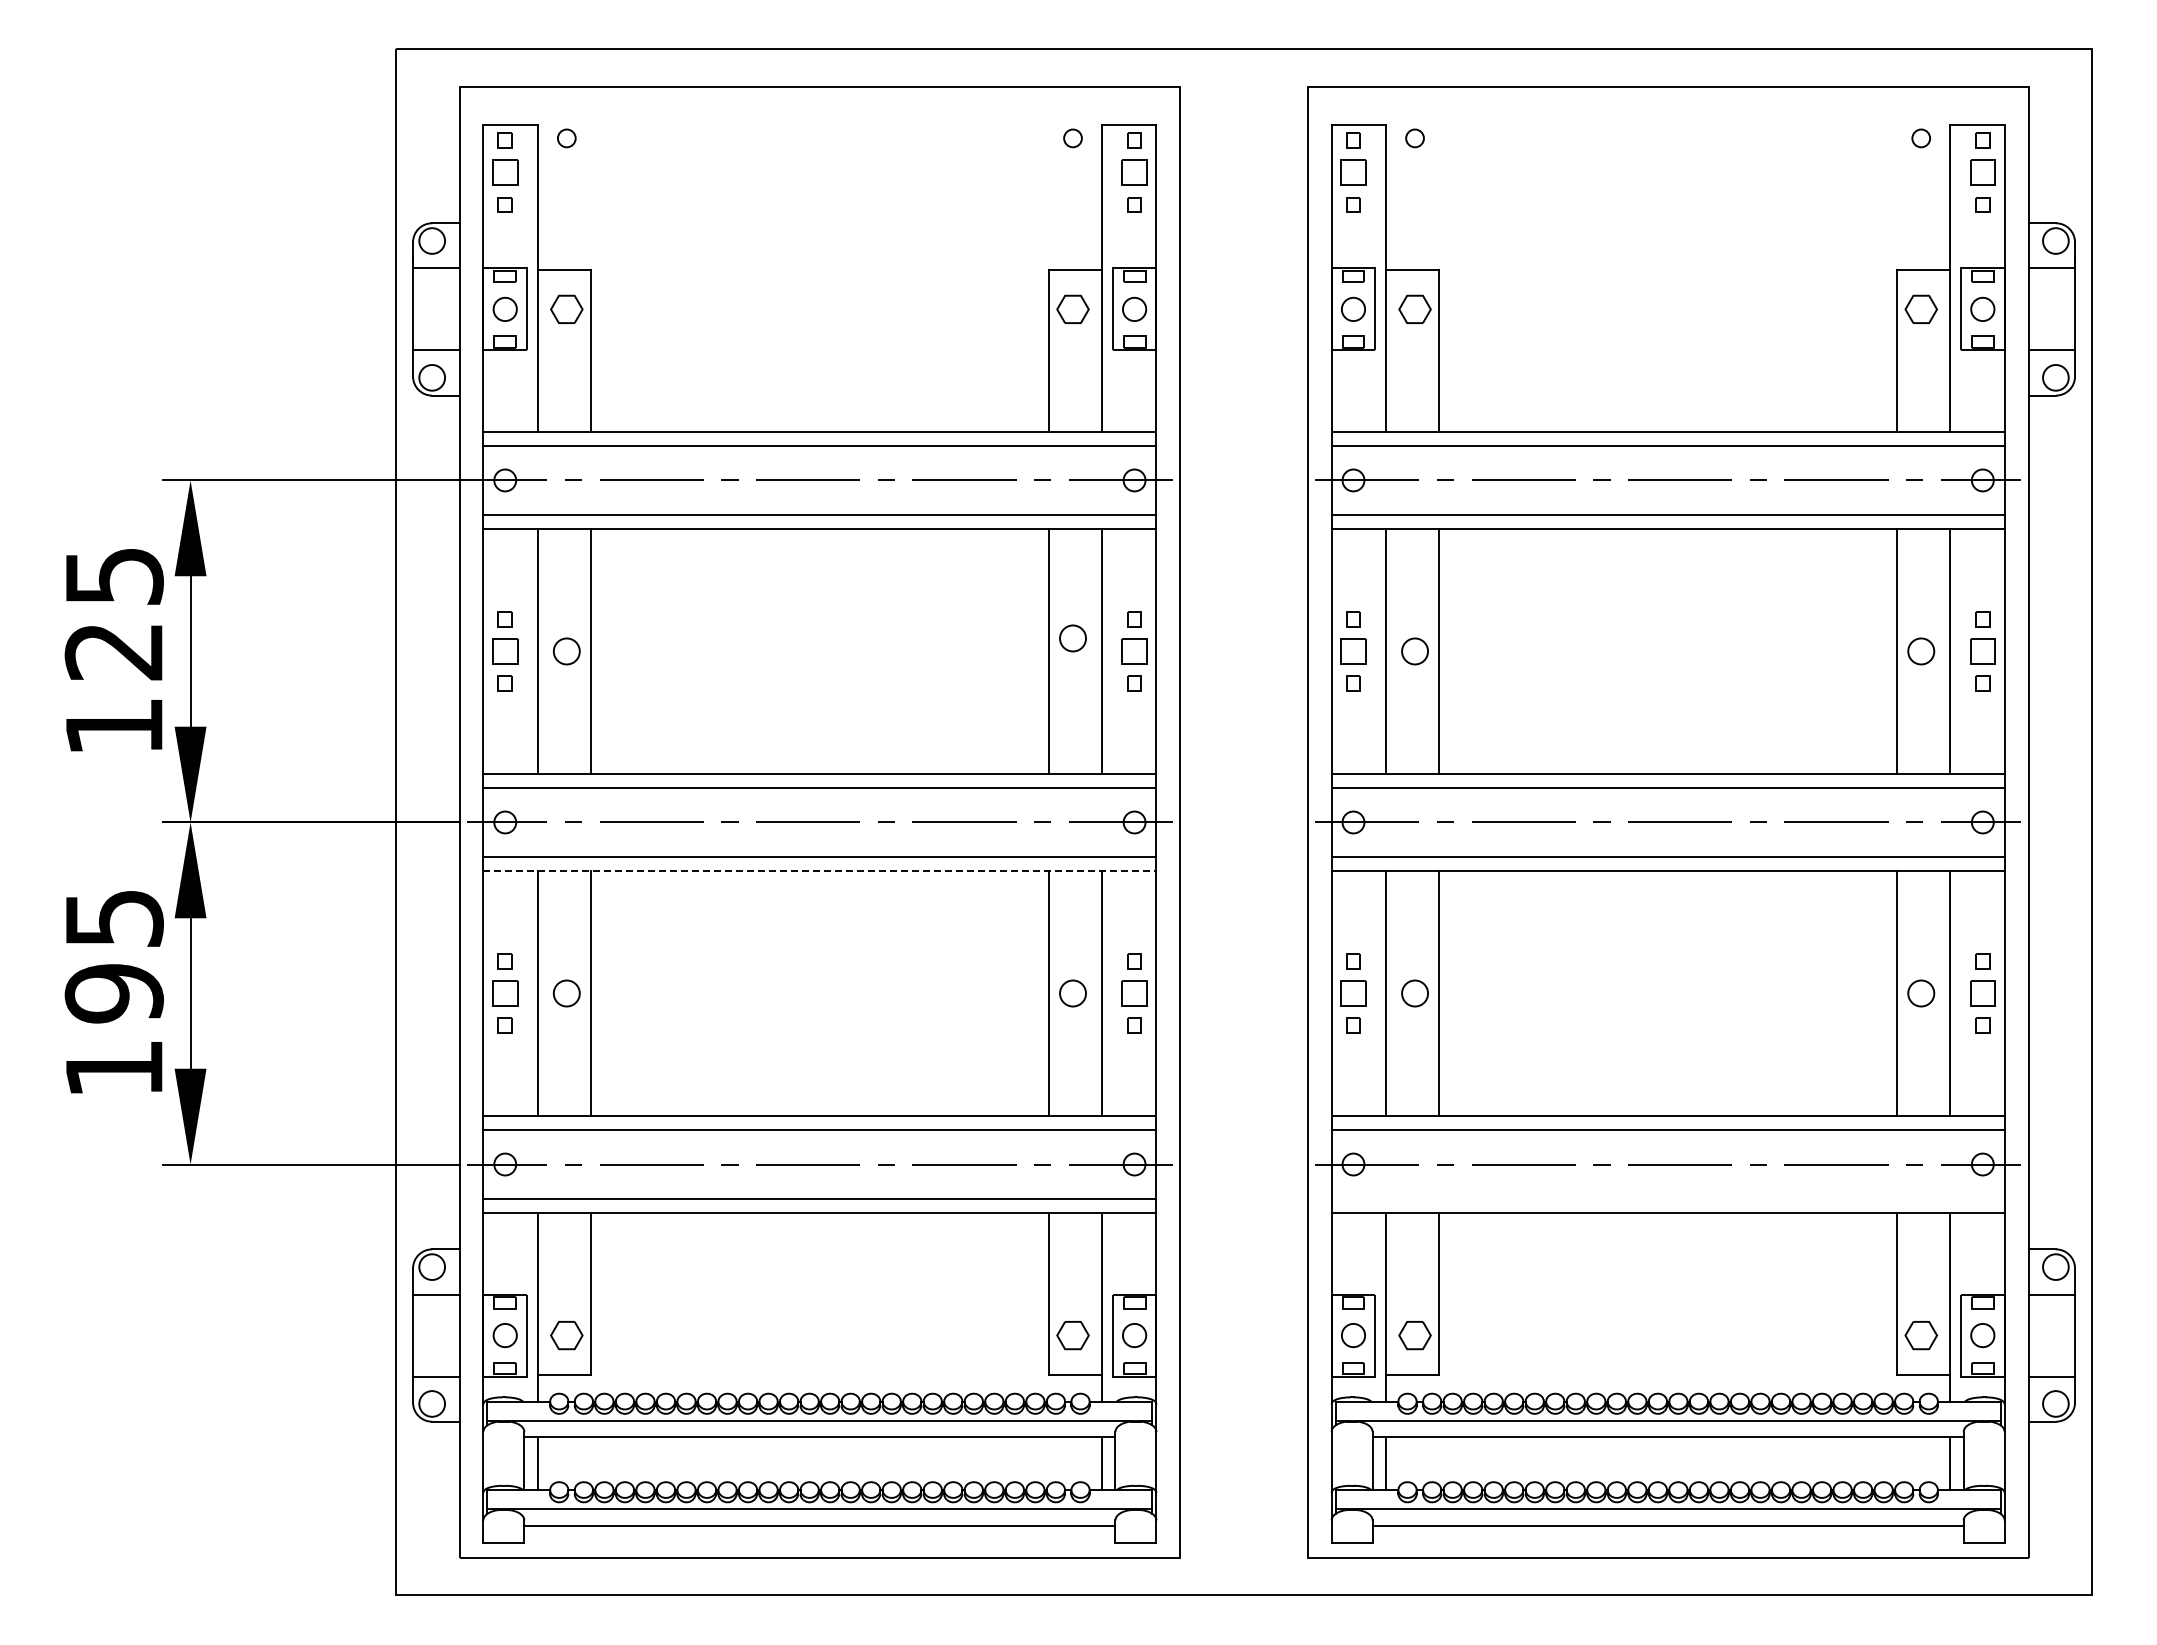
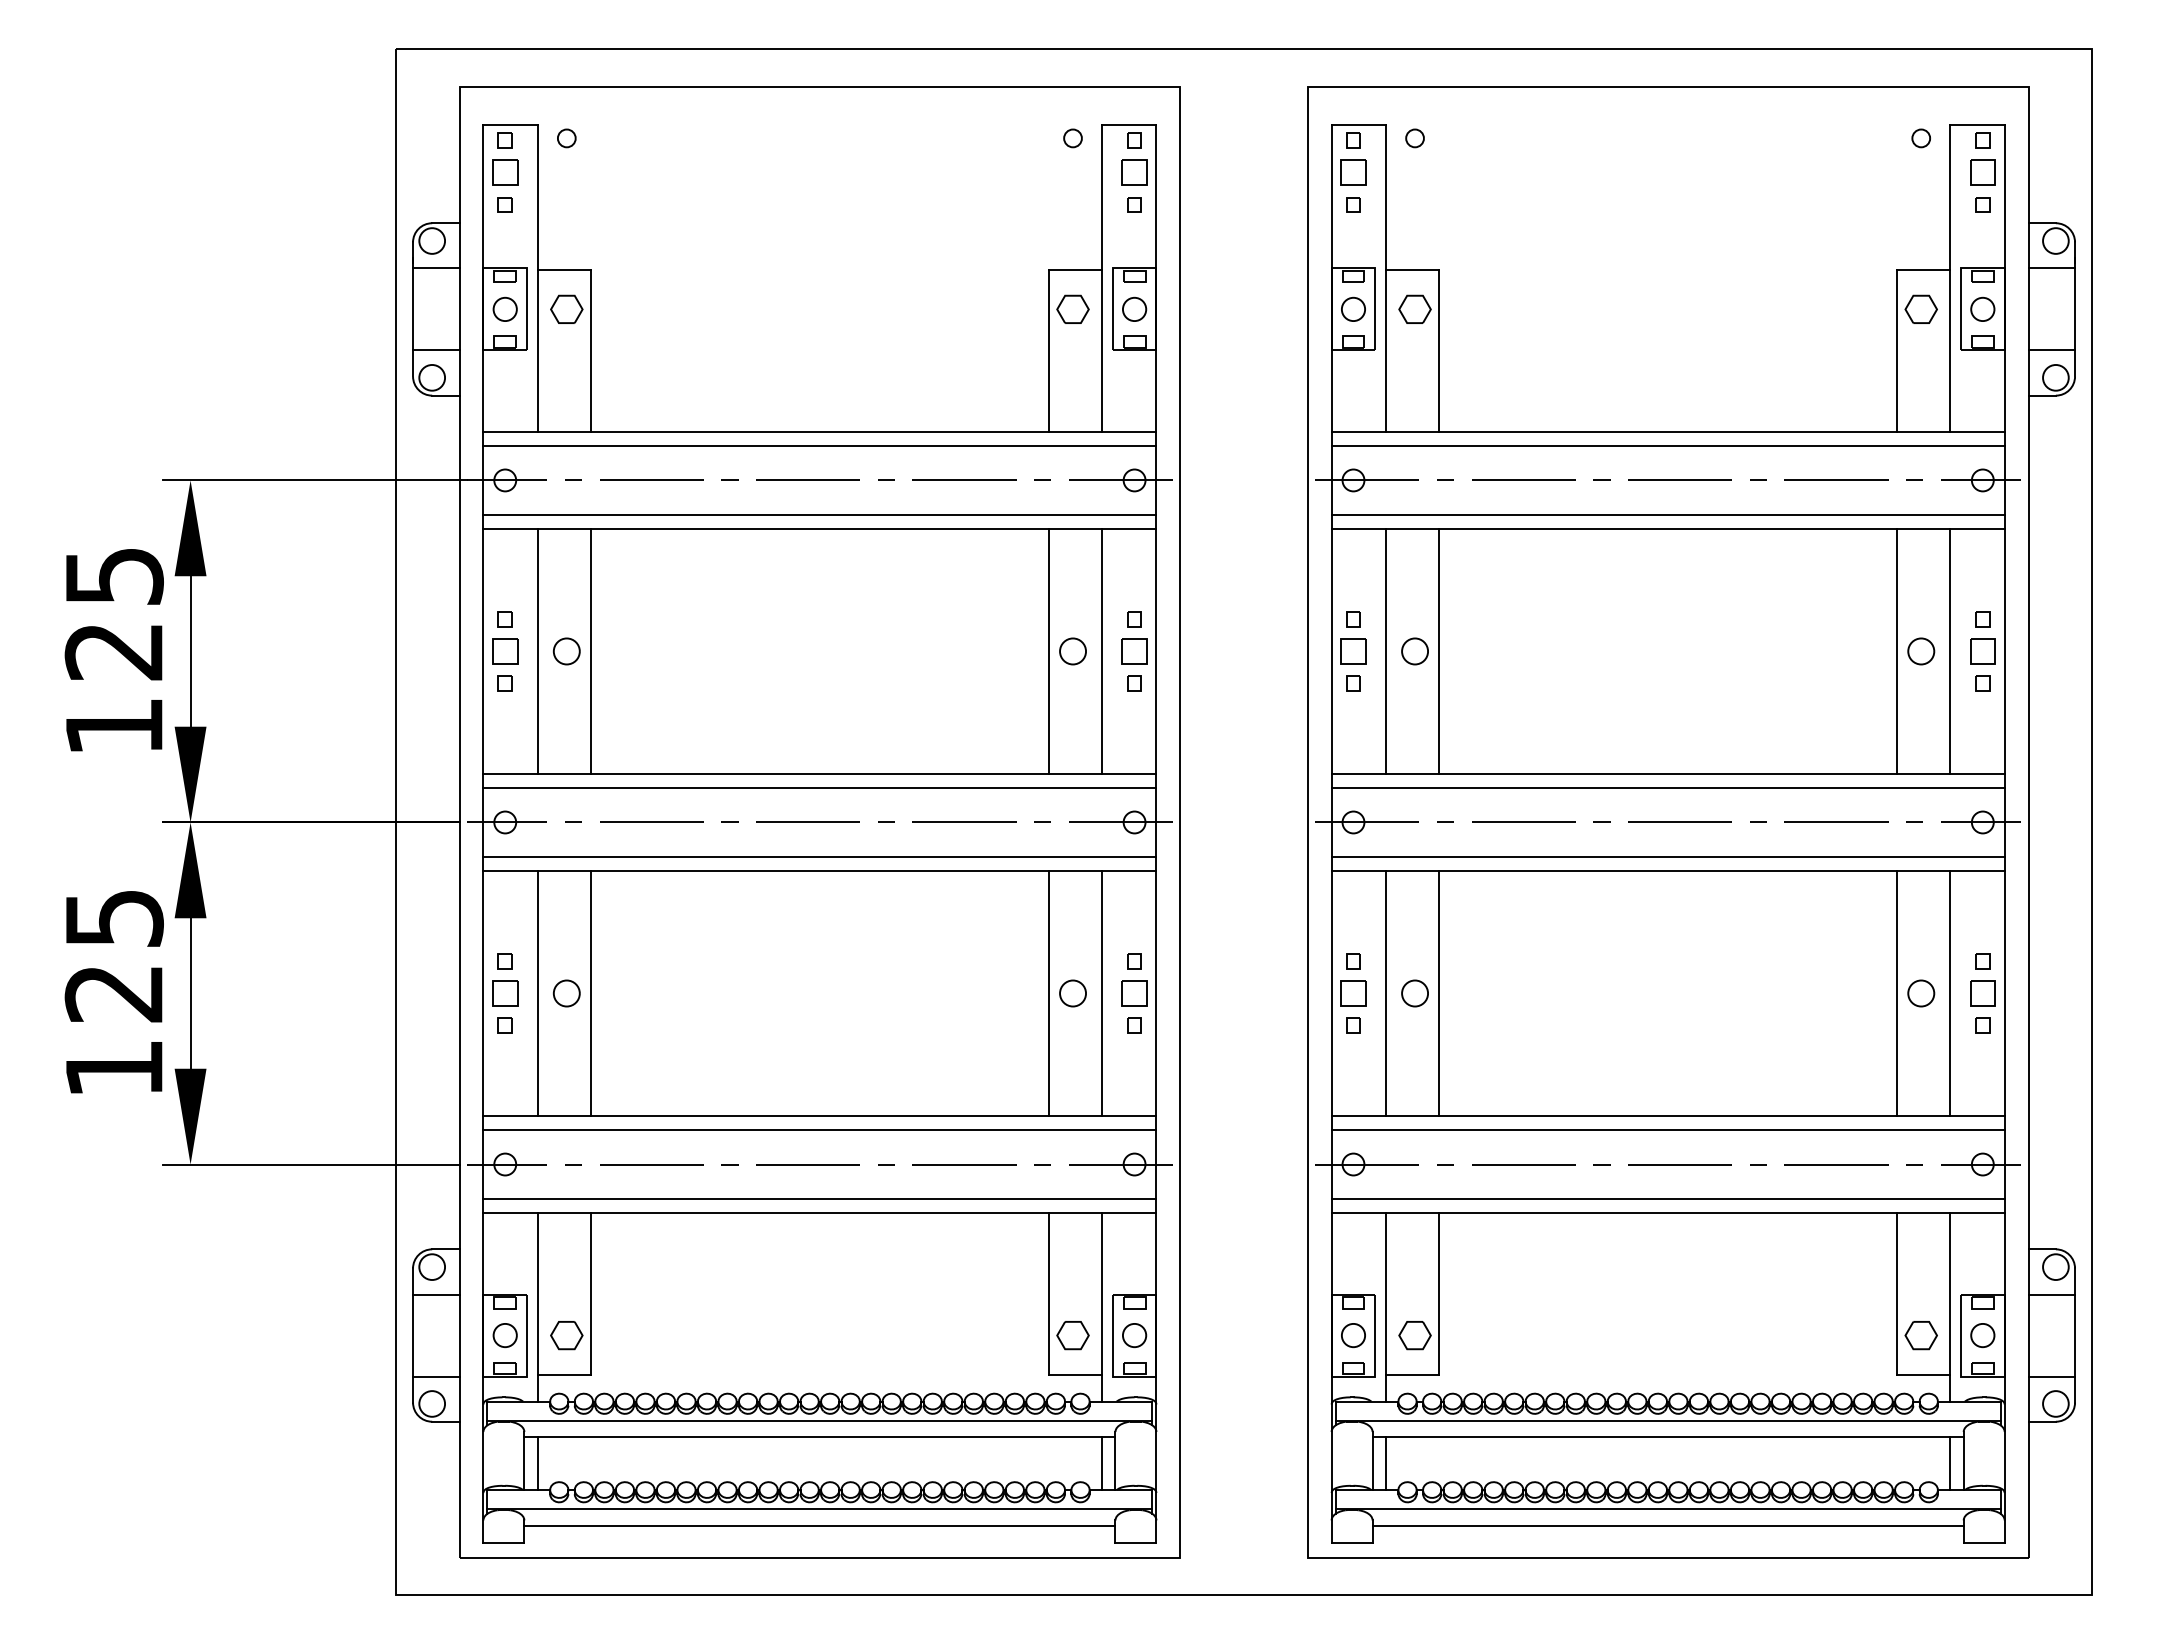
circle position: (1072, 638) -> (1072, 651) (1072, 651)
line: dashed -> solid (819, 870)
text: 195 -> 125 (113, 993)
line: none -> present (1667, 1199)
